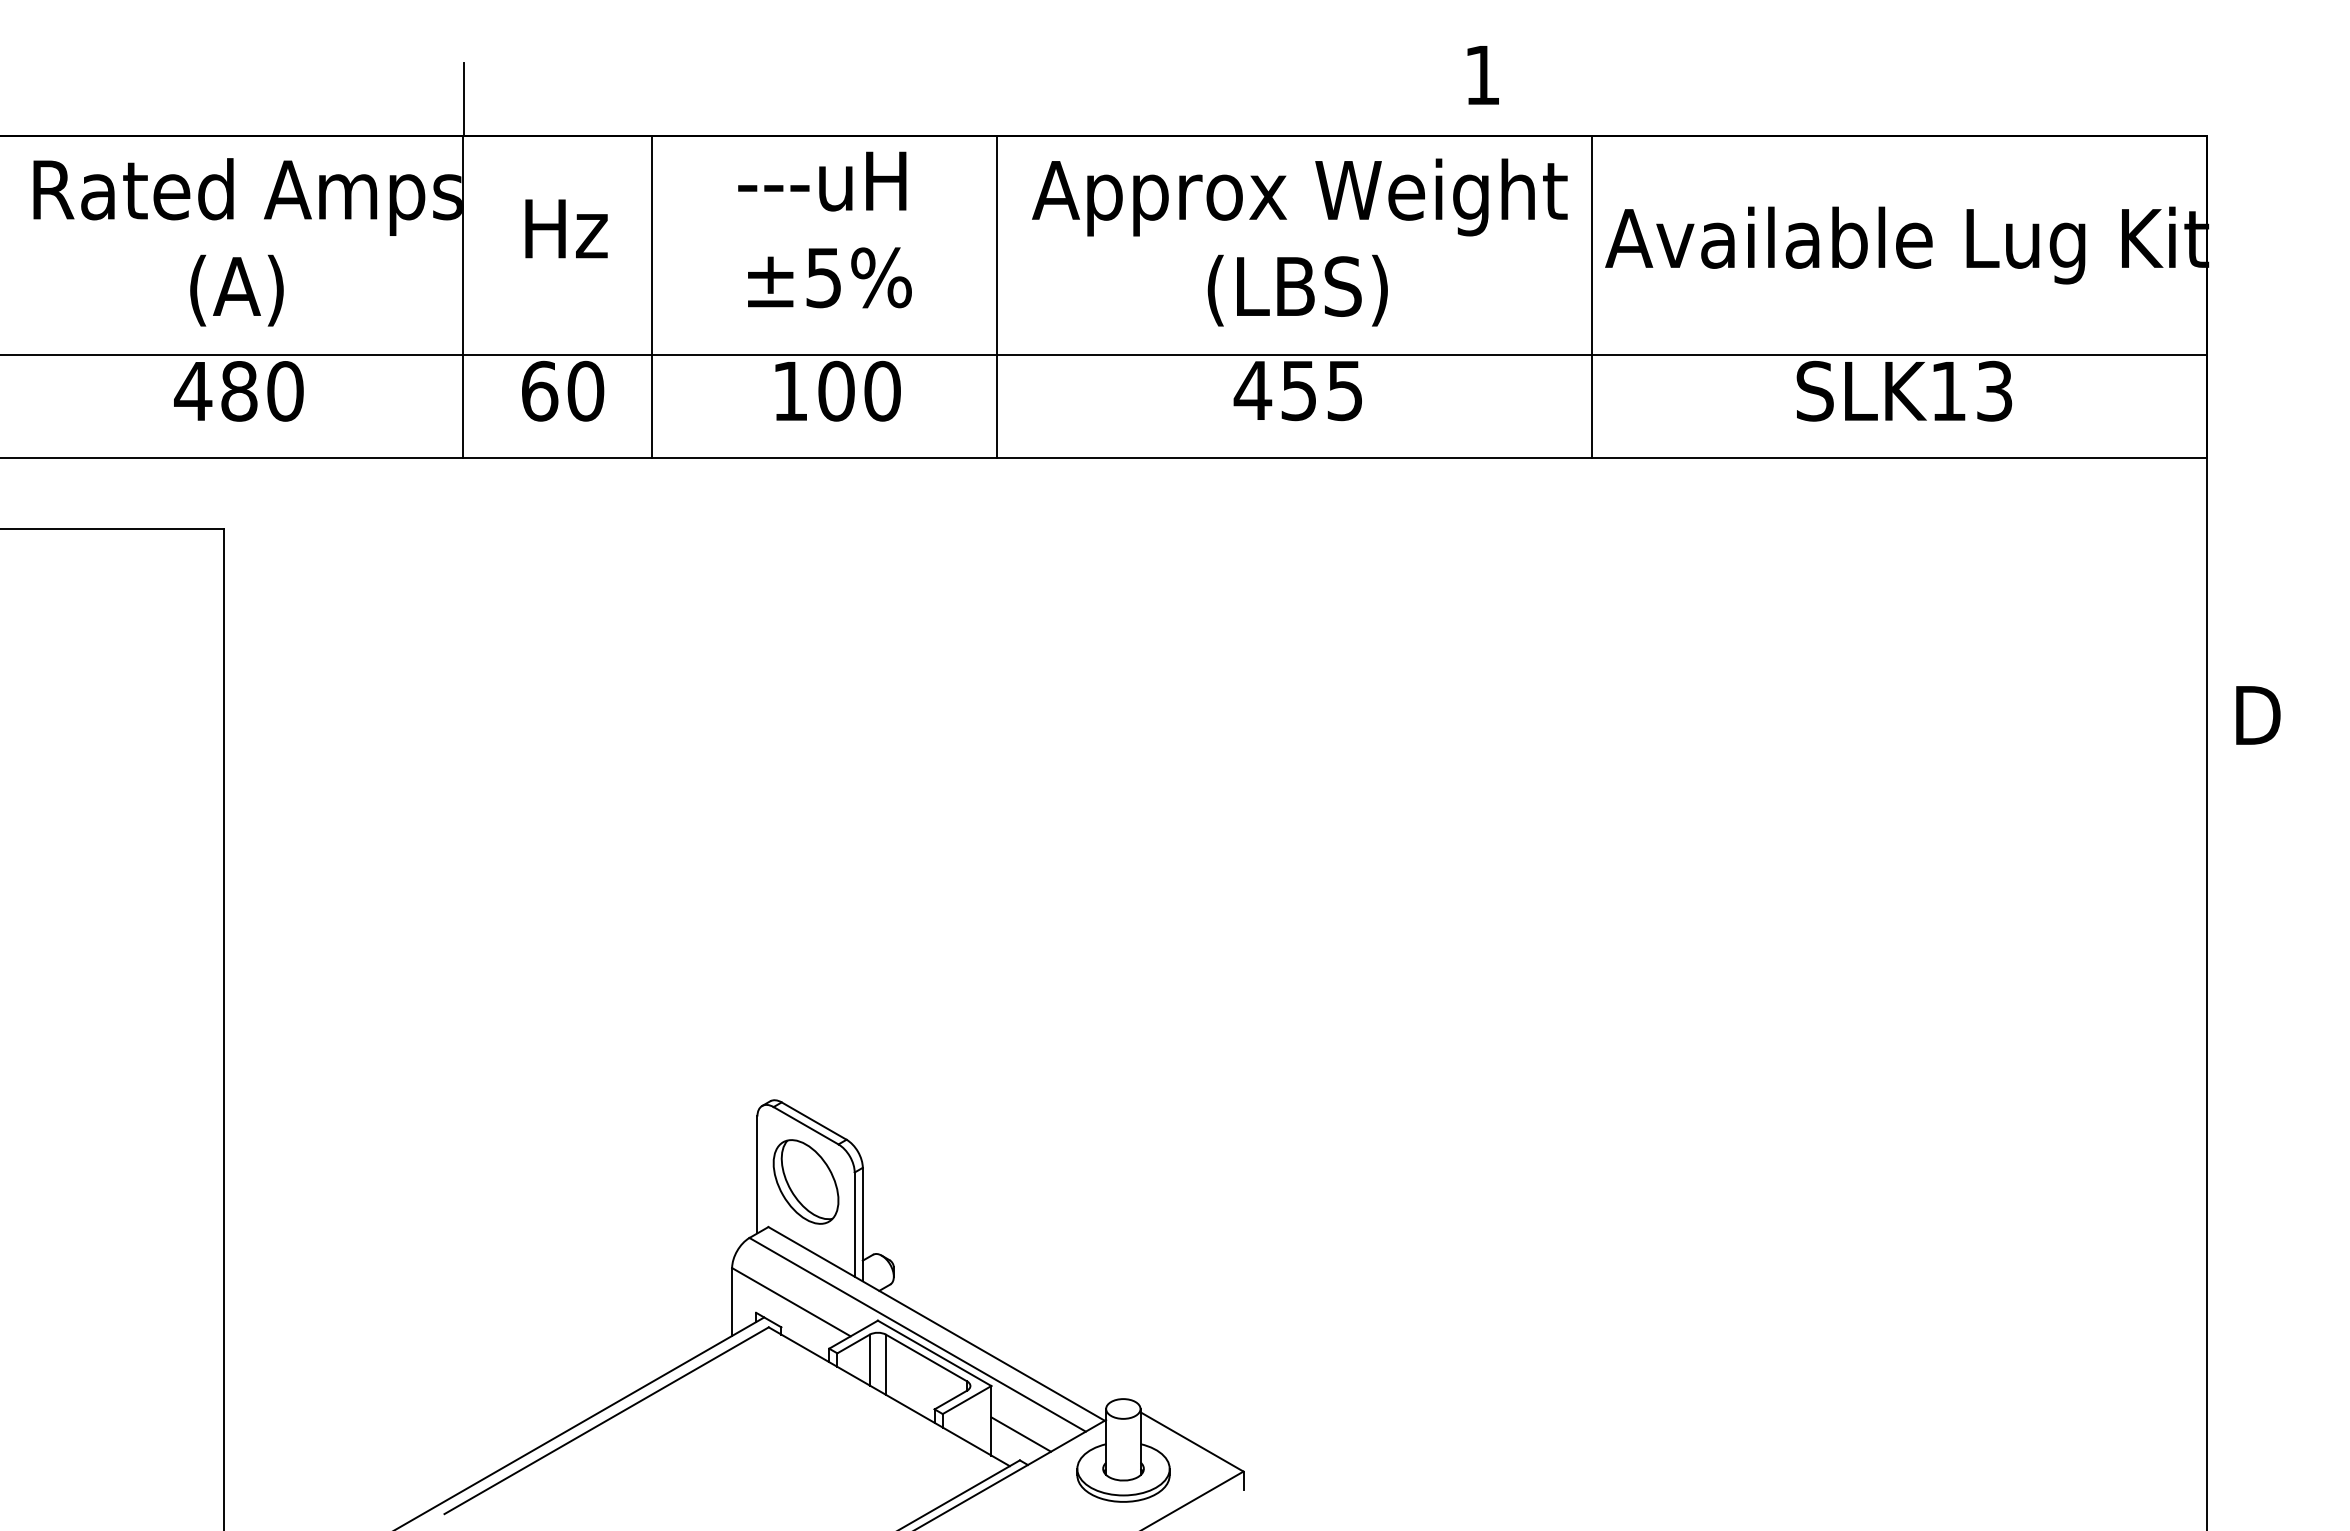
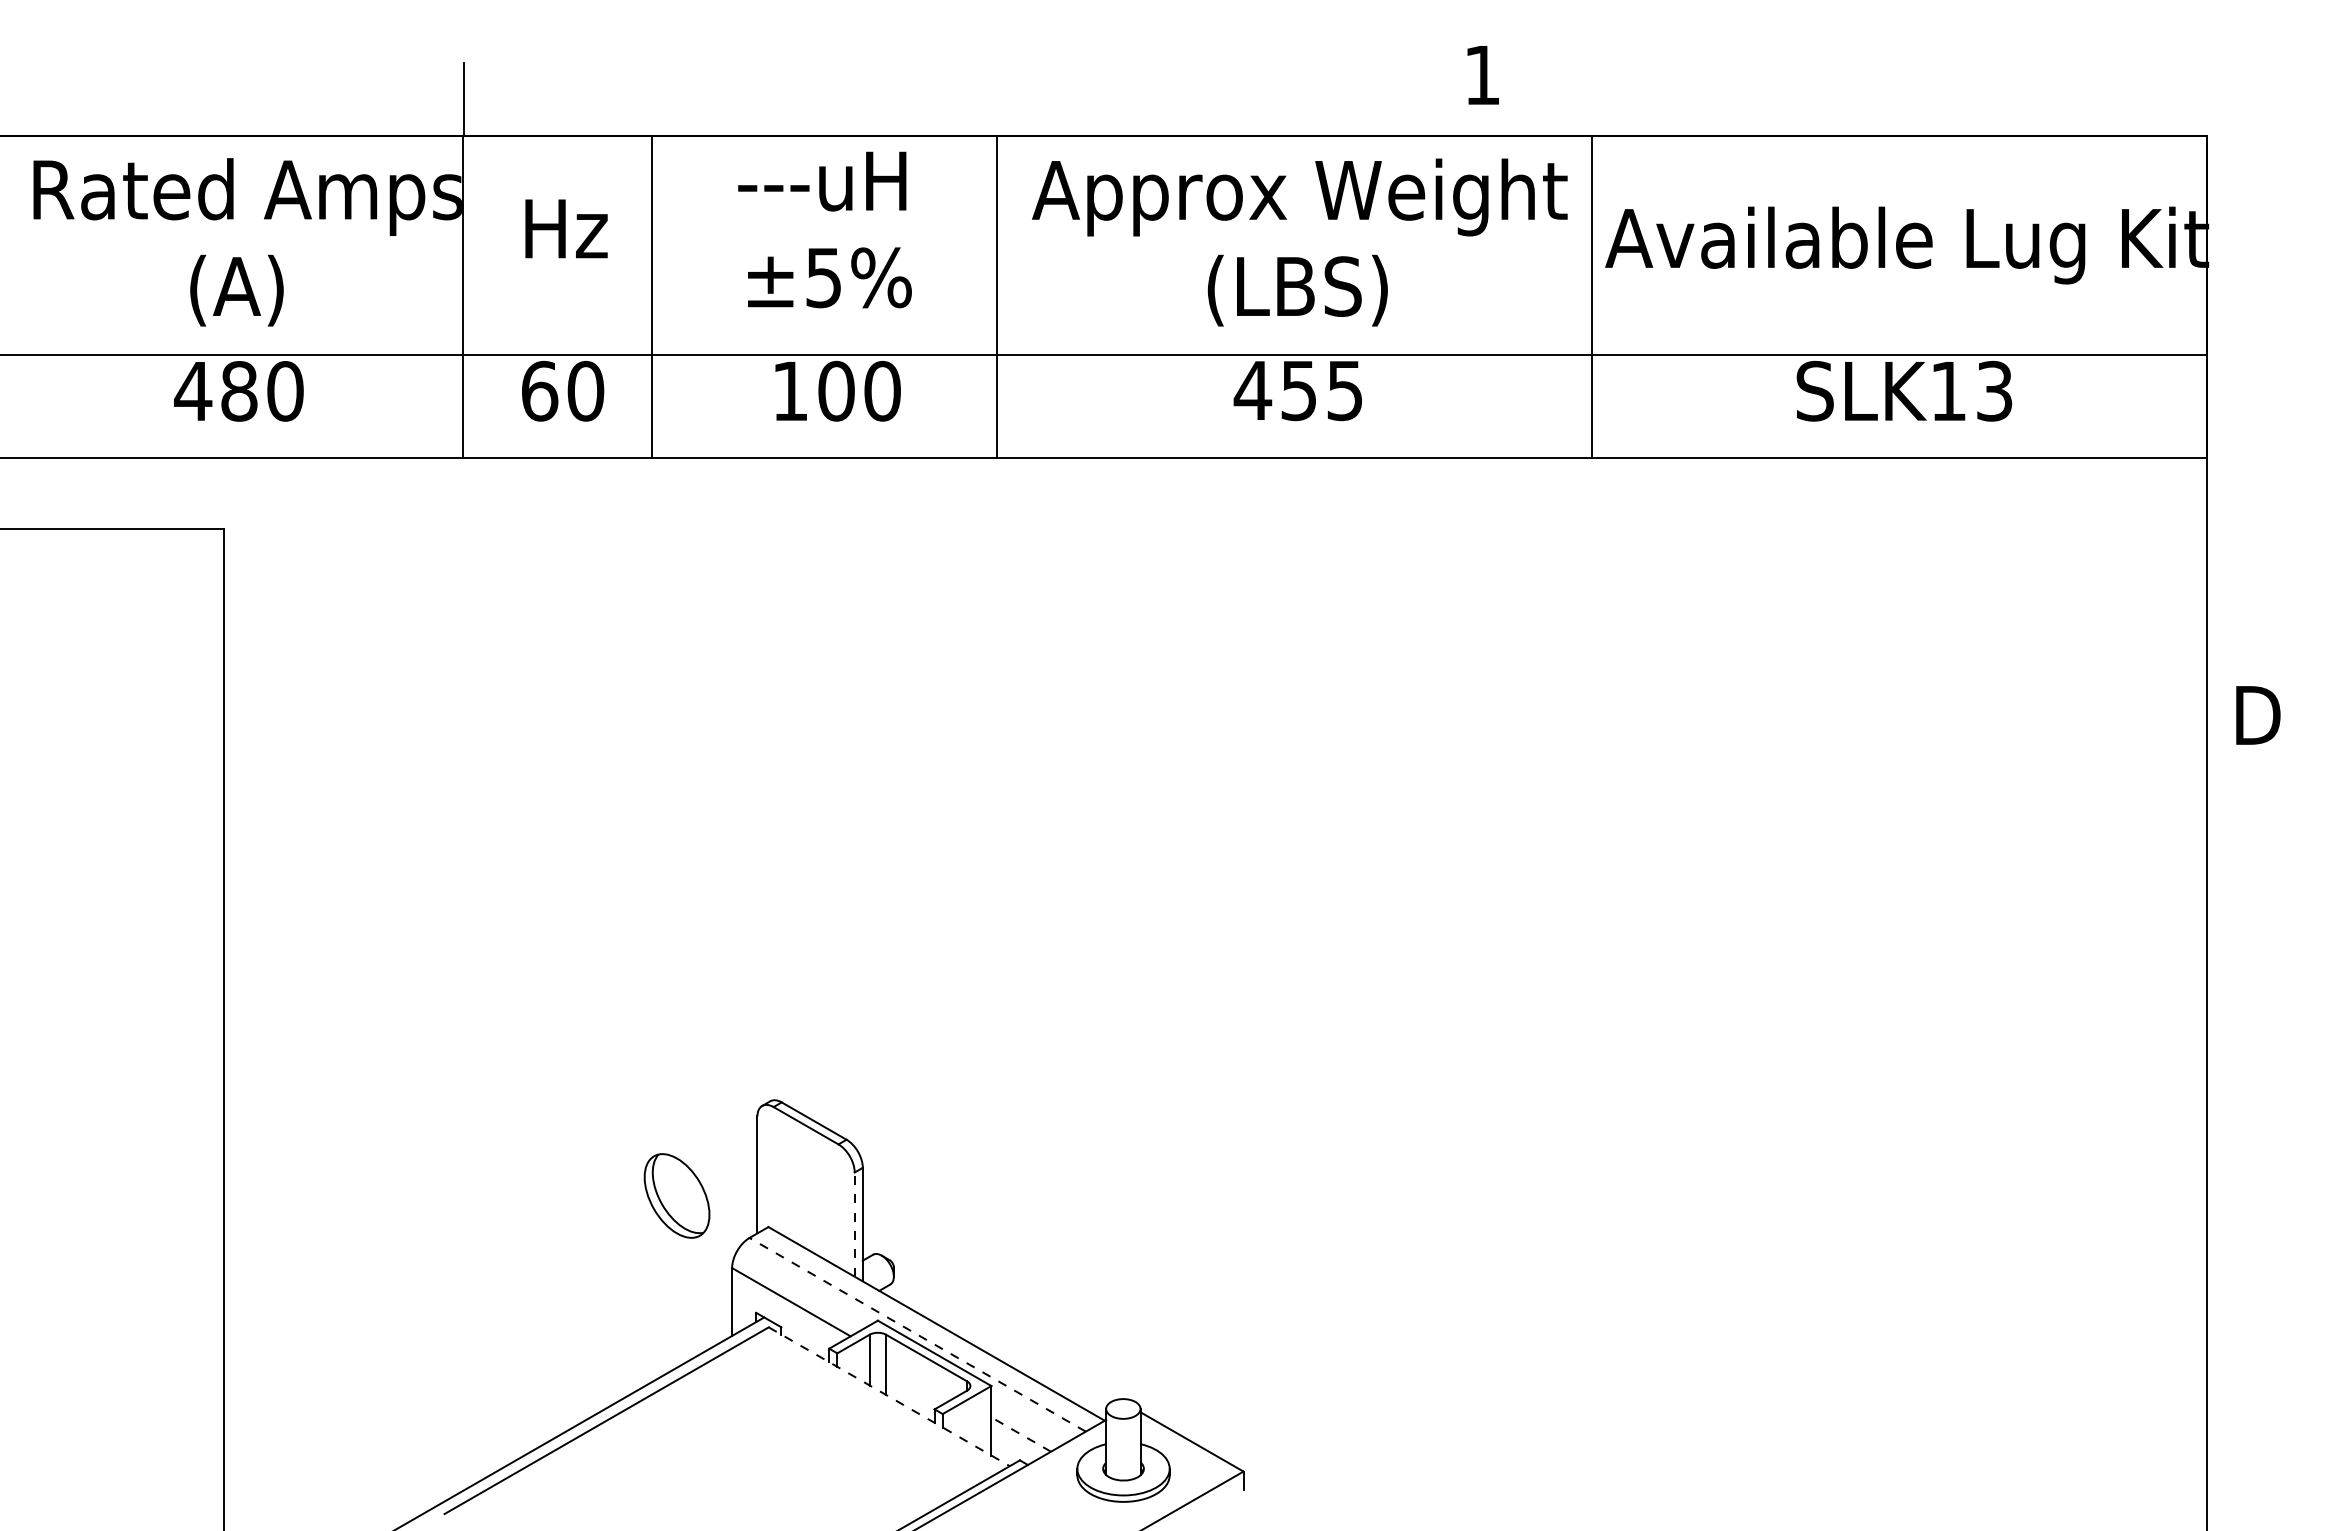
part position: (805, 1181) -> (676, 1195) (676, 1195)
line: solid -> dashed (854, 1224)
line: solid -> dashed (917, 1334)
line: solid -> dashed (889, 1397)
line: solid -> dashed (1020, 1434)
